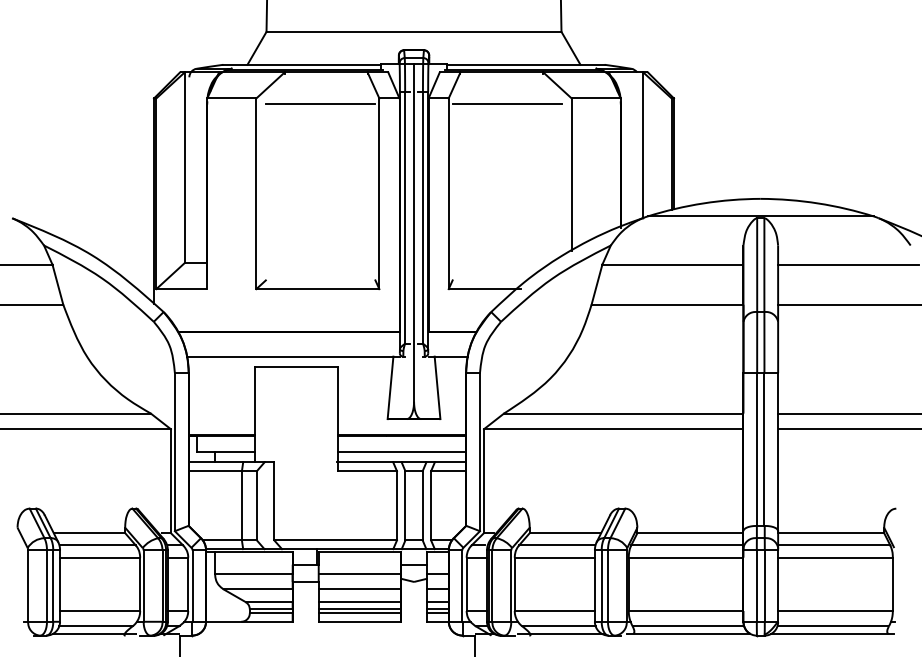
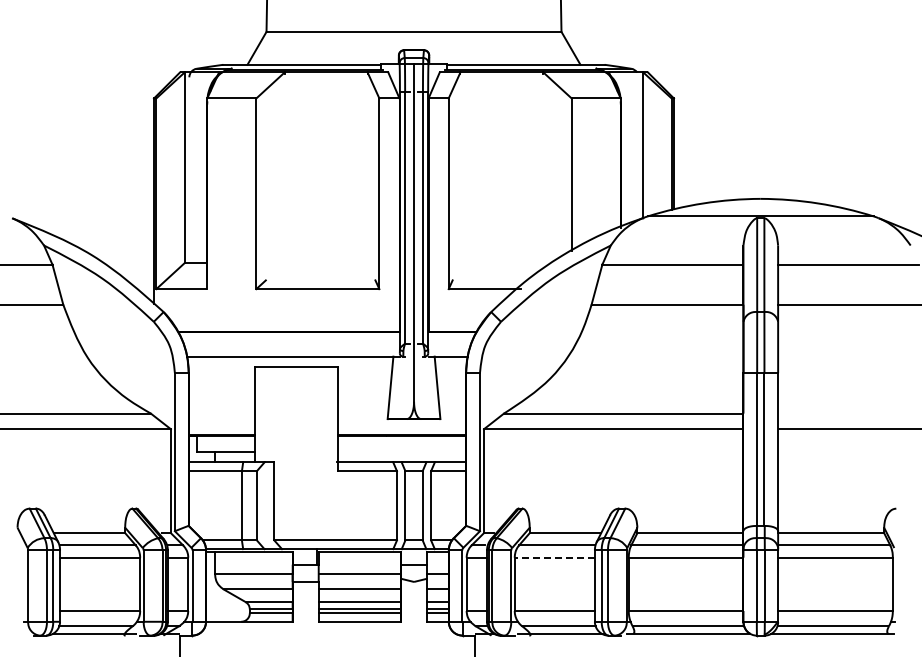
line: present -> none (320, 103)
line: present -> none (507, 103)
line: present -> none (848, 413)
line: present -> none (402, 451)
line: solid -> dashed (554, 557)
